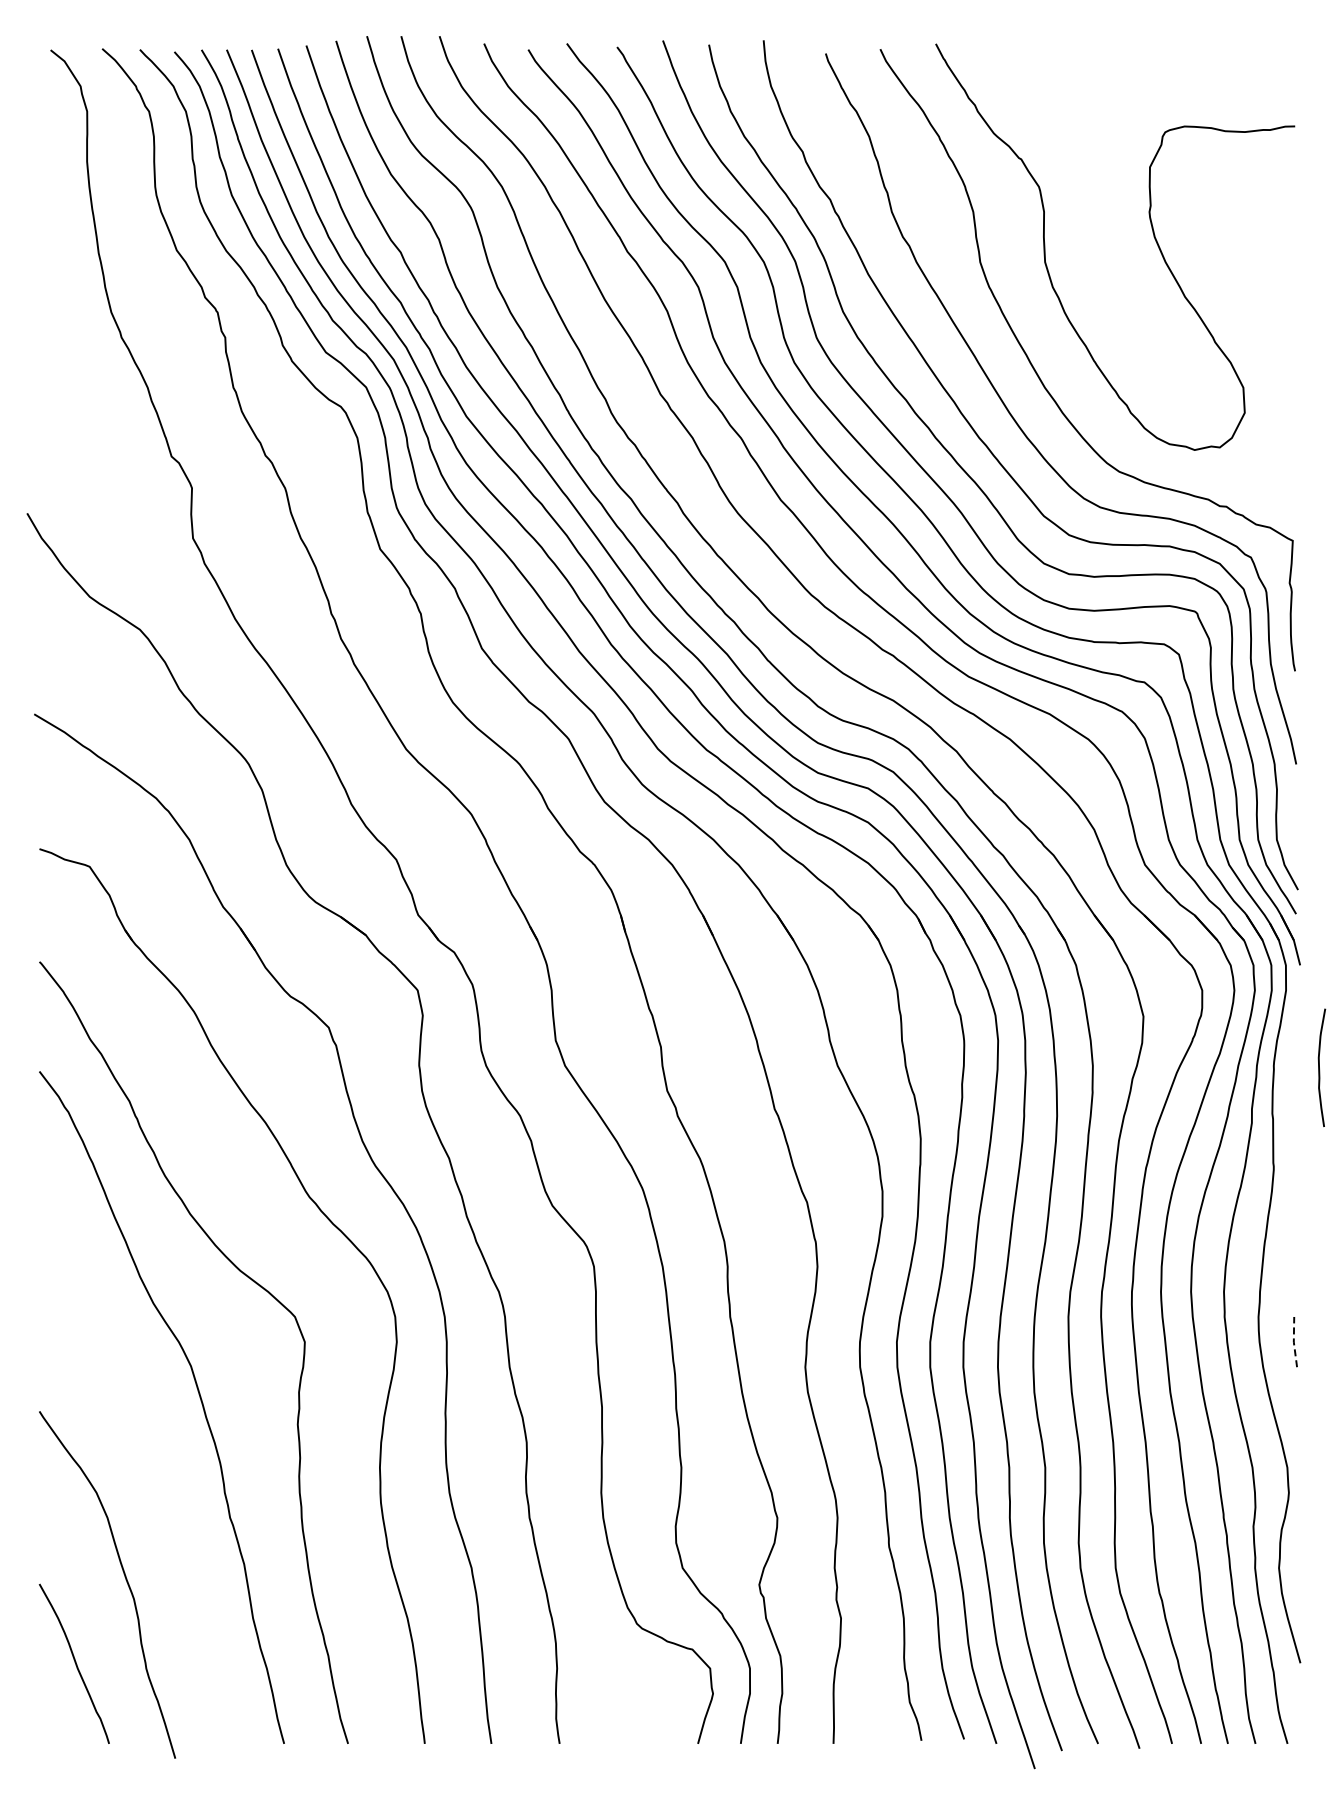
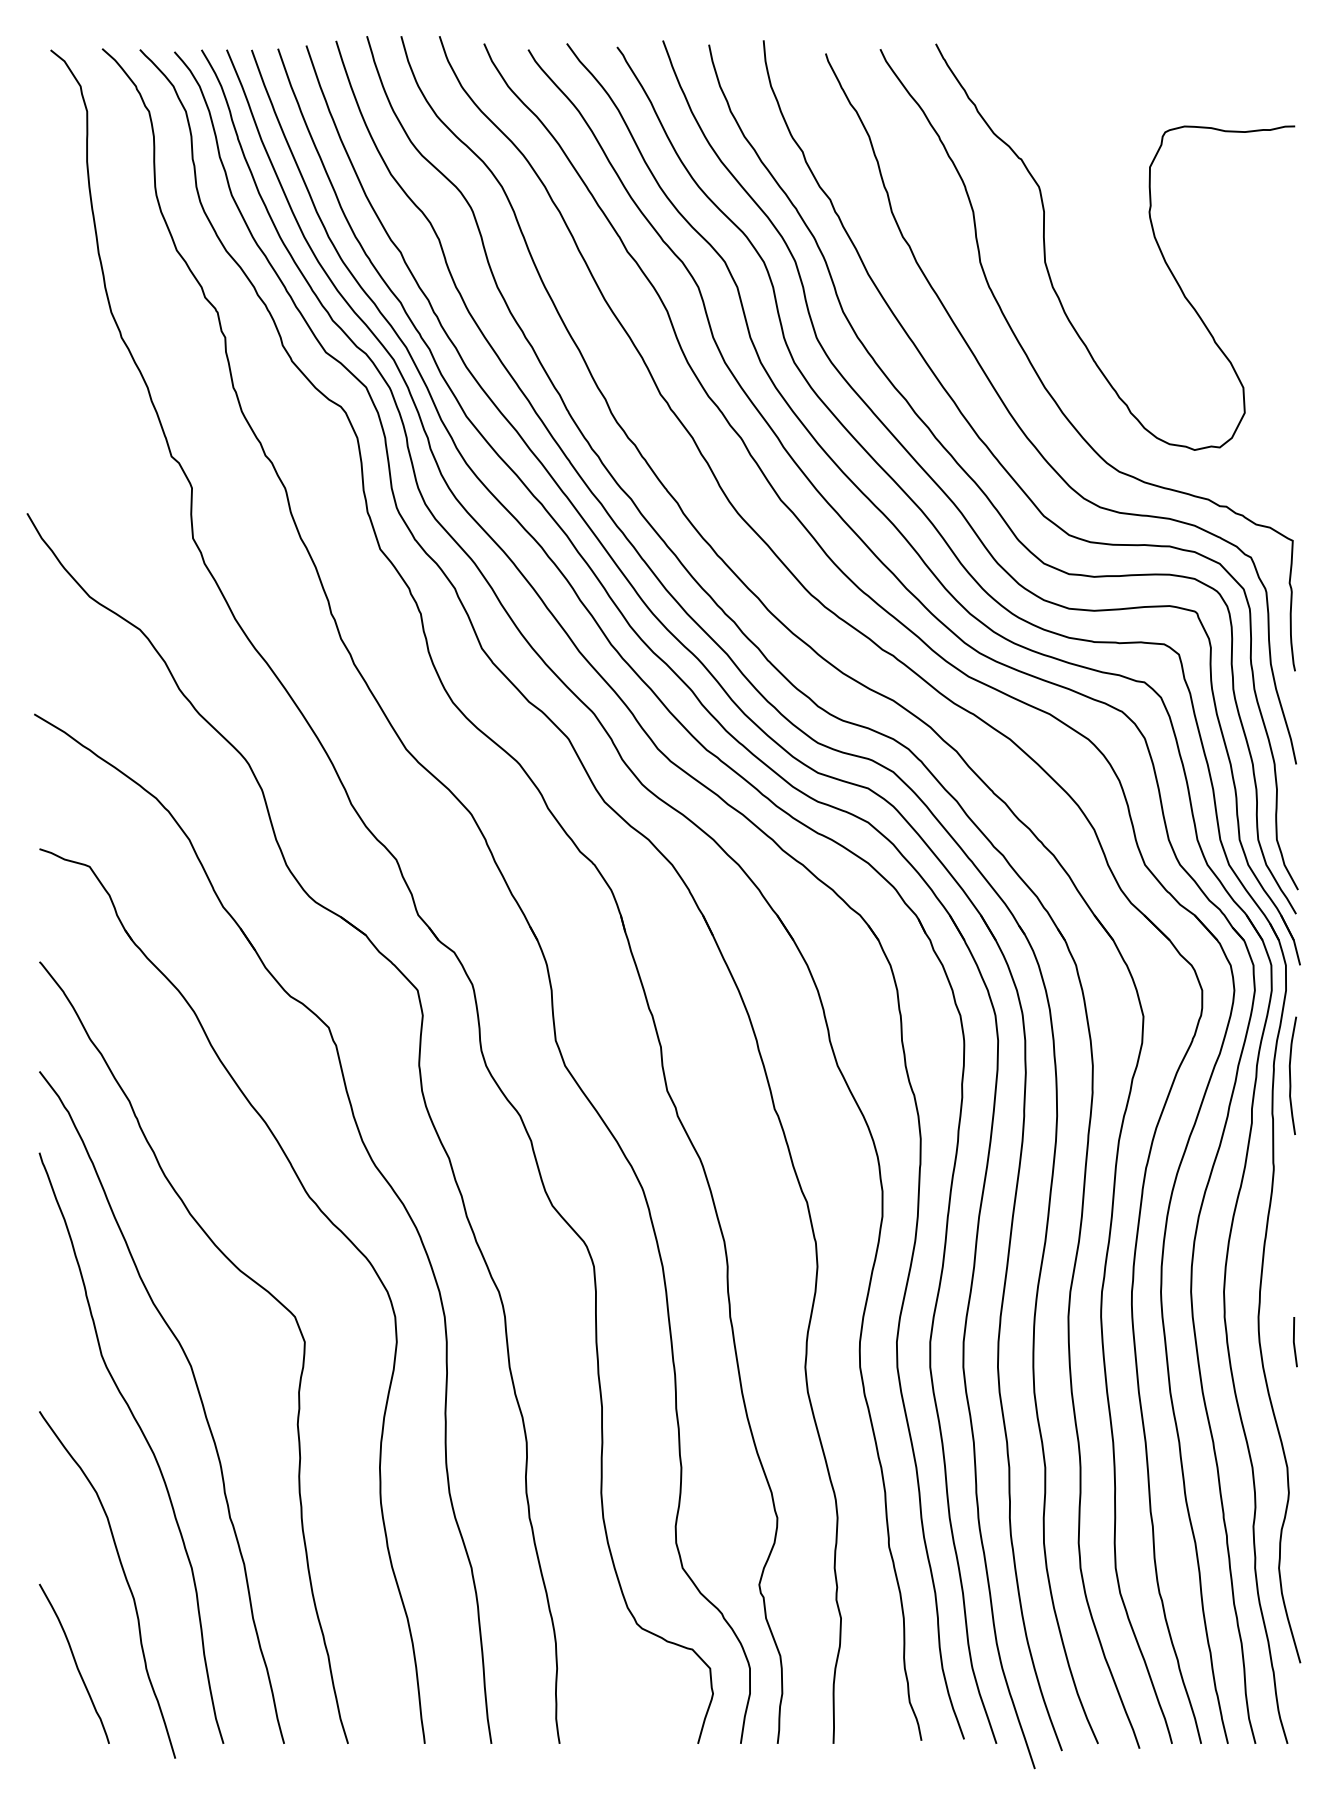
curve position: (1319, 1067) -> (1290, 1075) (1290, 1075)
line: dashed -> solid (1293, 1342)
curve: none -> present (145, 1440)
